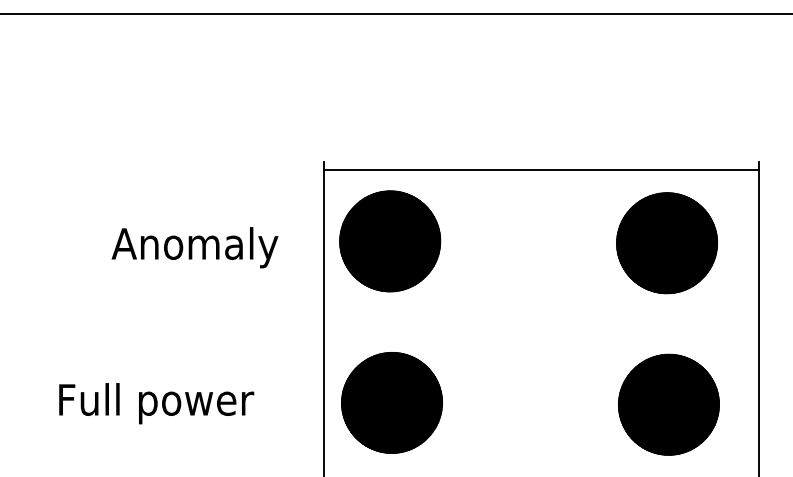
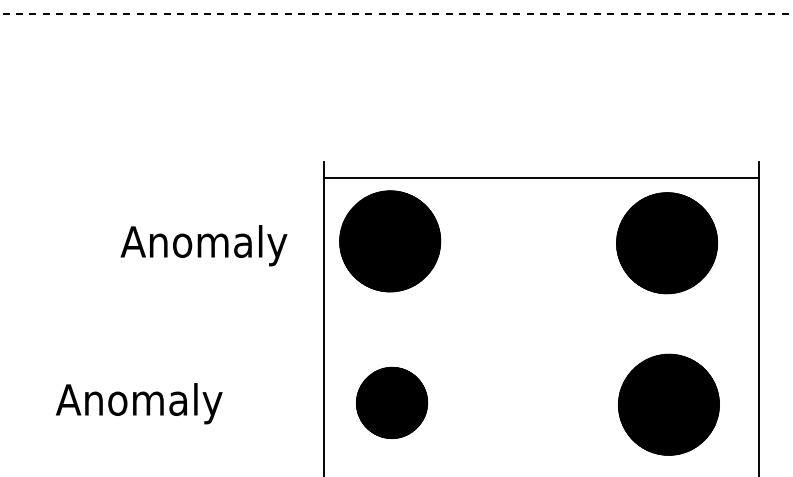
line: solid -> dashed (396, 14)
line position: (541, 169) -> (541, 177) (541, 177)
text position: (194, 247) -> (203, 245) (203, 245)
part size: 102x102 px -> 73x73 px (392, 402)
text: Full power -> Anomaly (155, 403)
